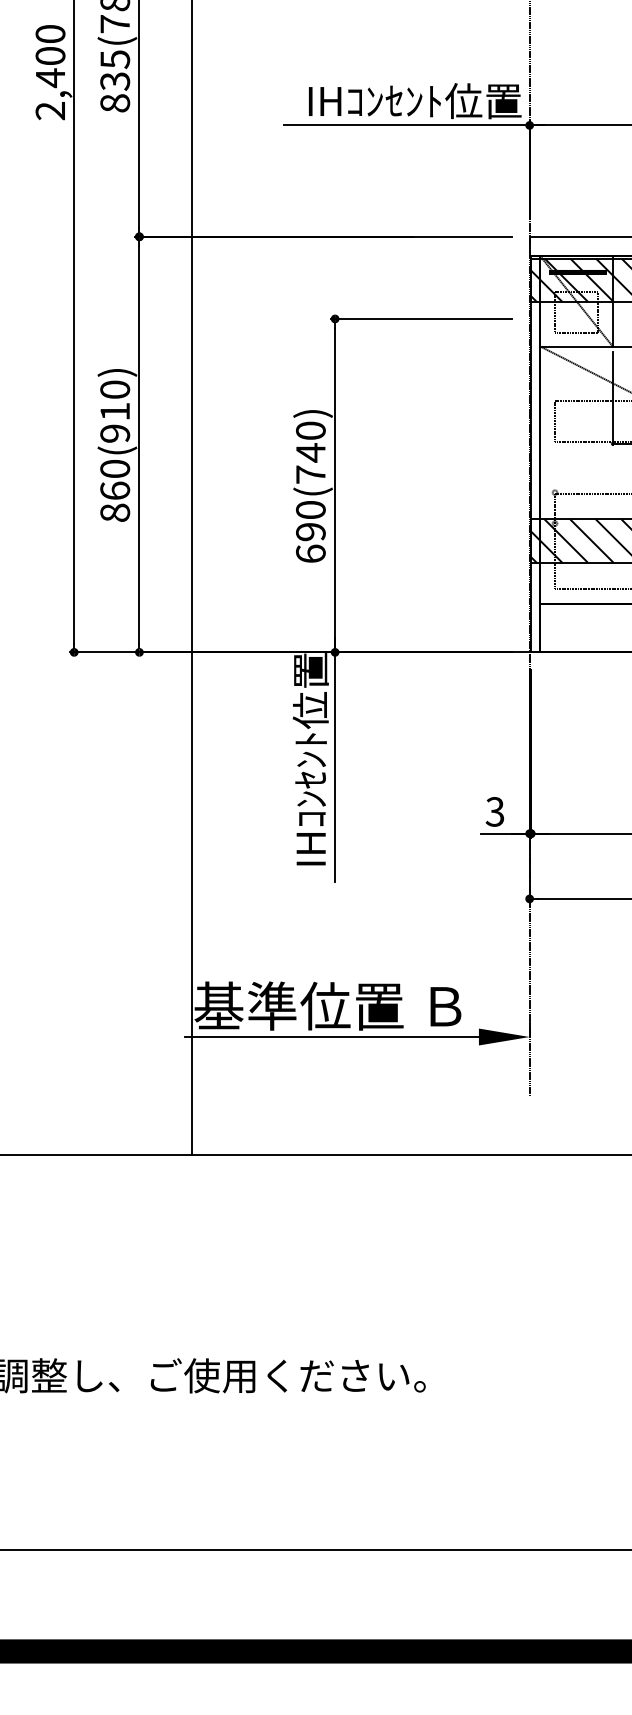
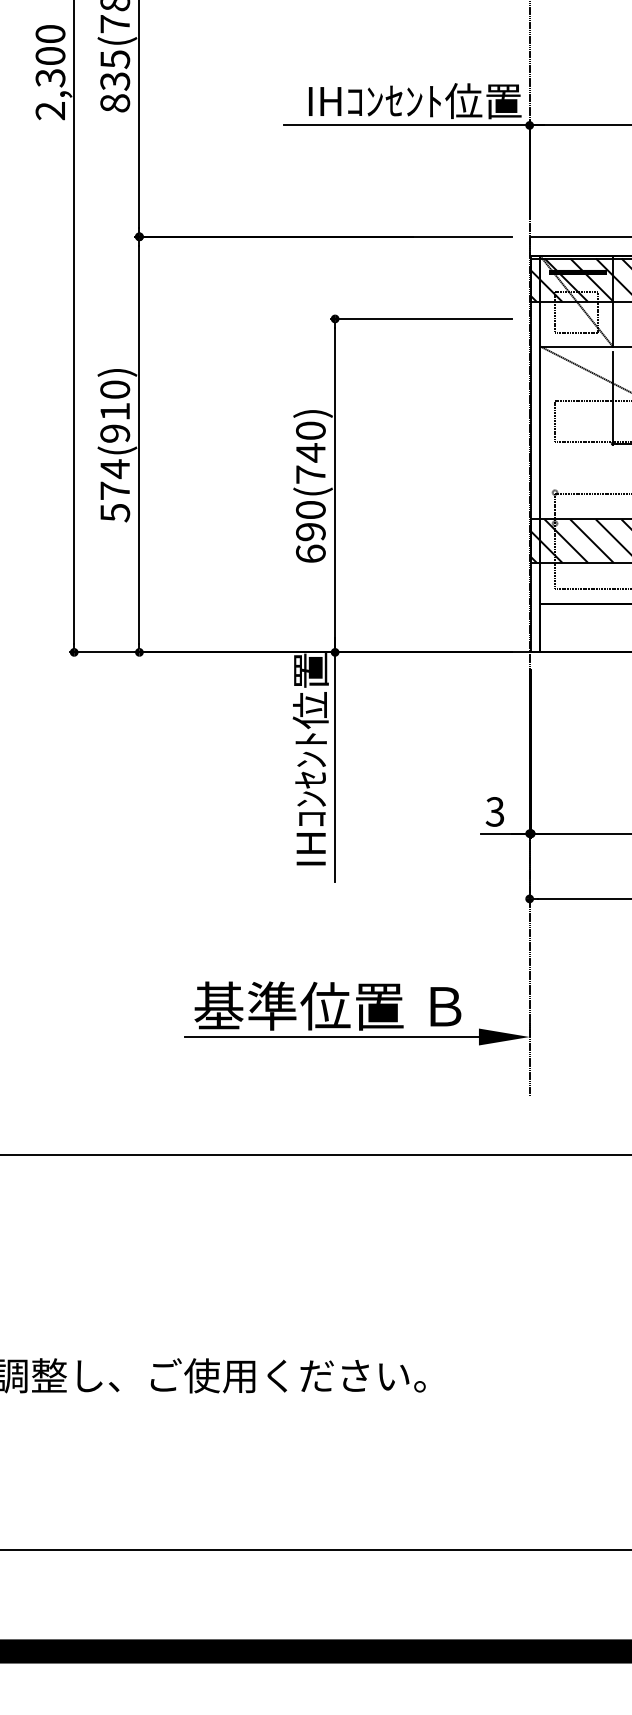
text: 2,400 -> 2,300 (50, 78)
text: 860(910) -> 574(910) (115, 490)
line: present -> none (192, 578)
